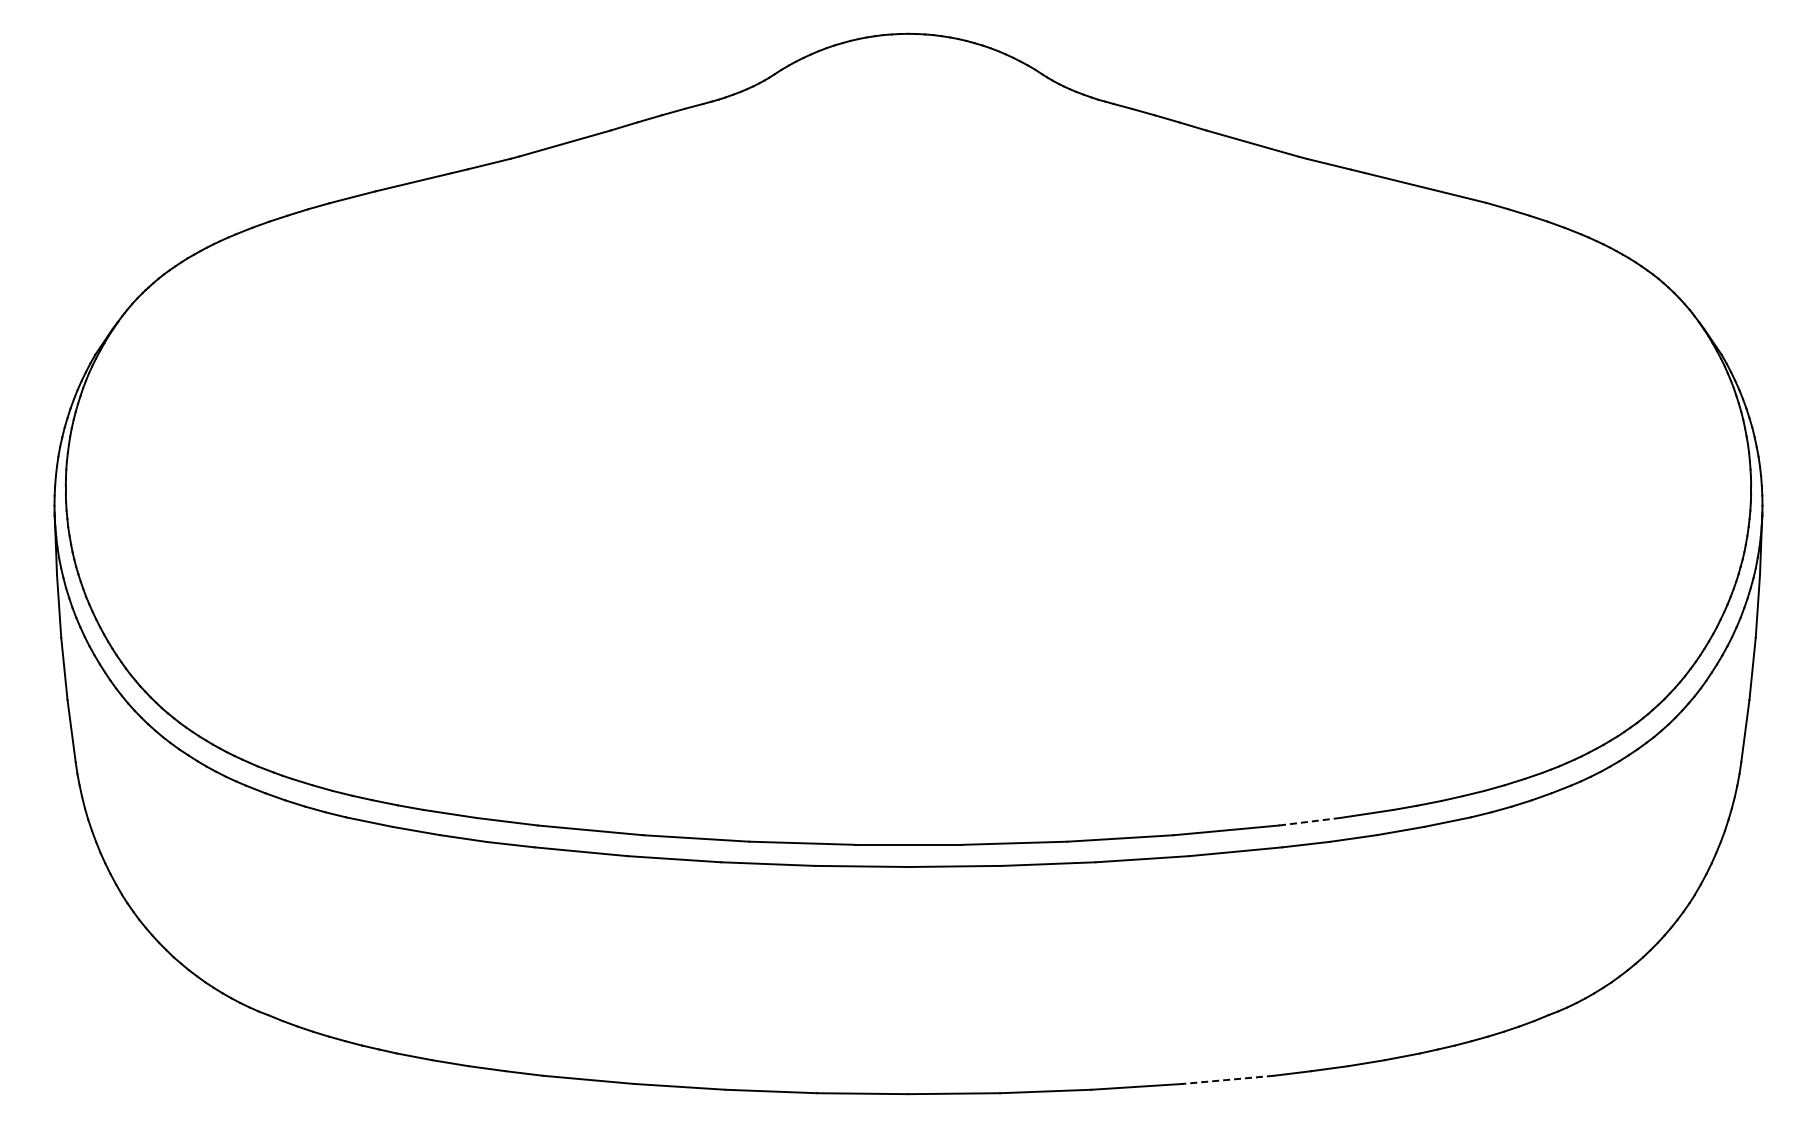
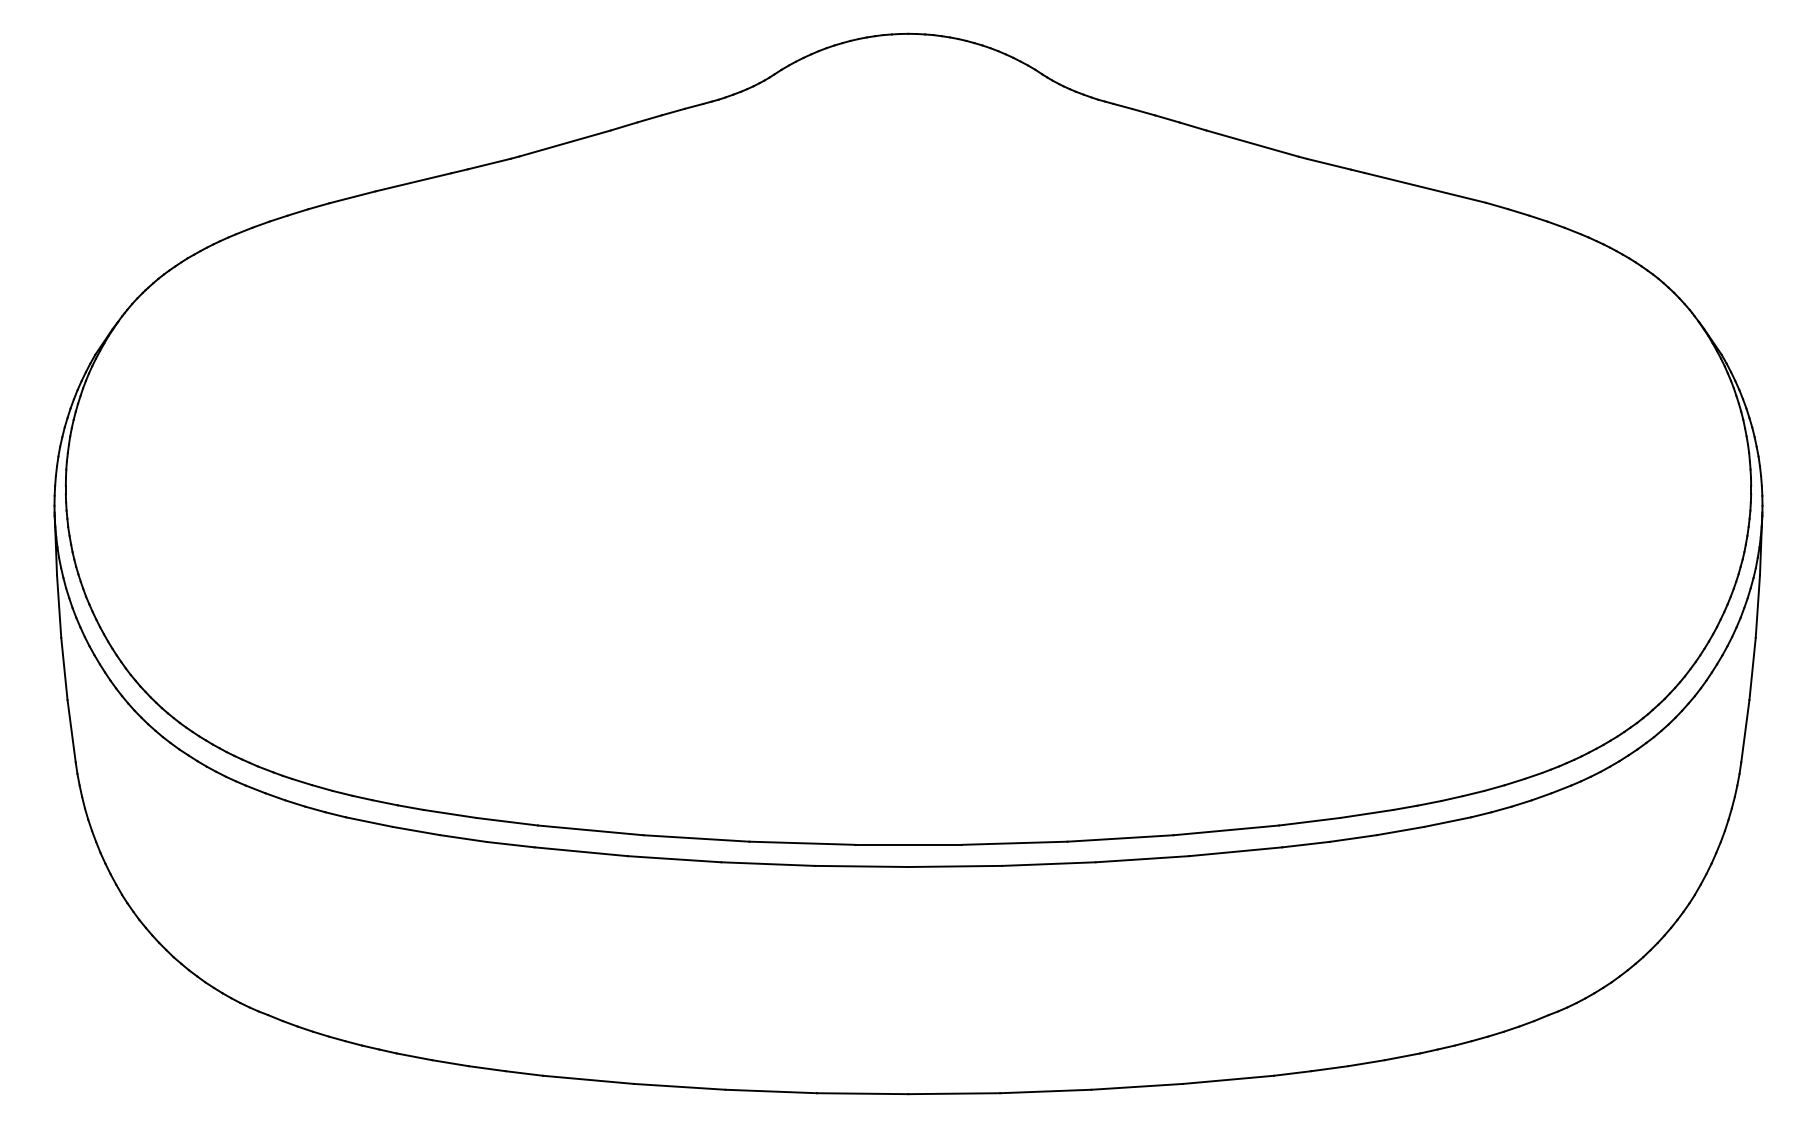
line: dashed -> solid (1309, 821)
line: dashed -> solid (1228, 1079)
